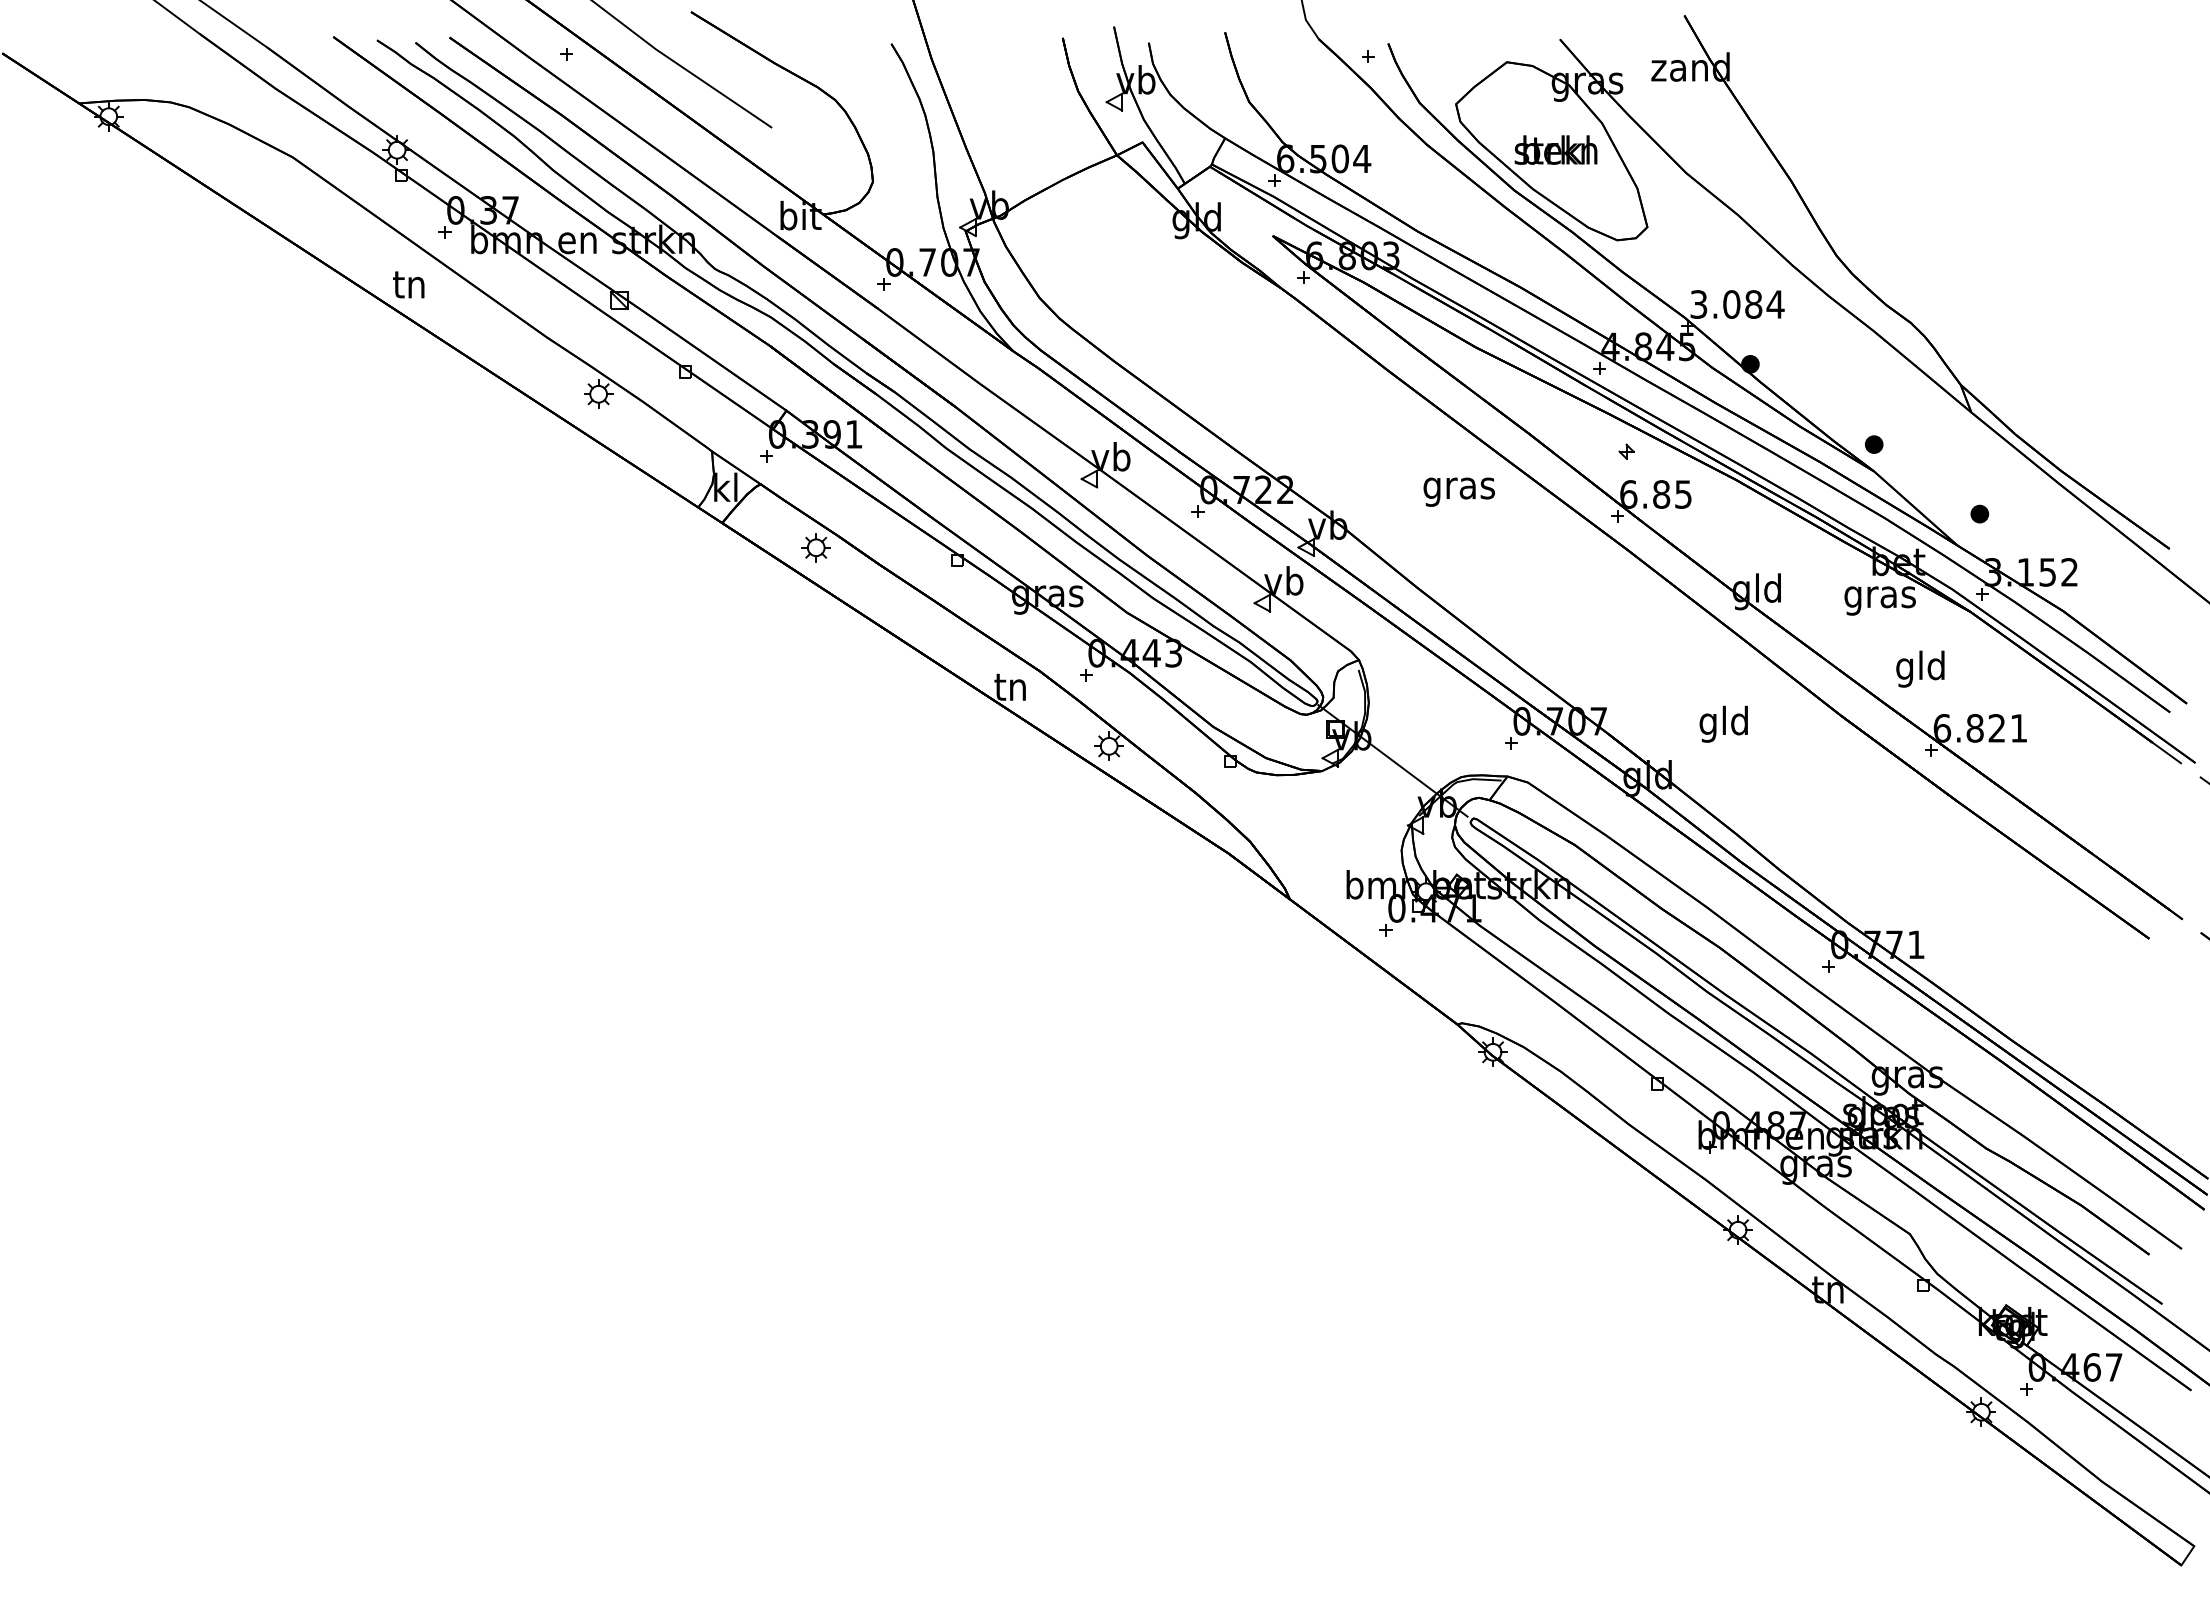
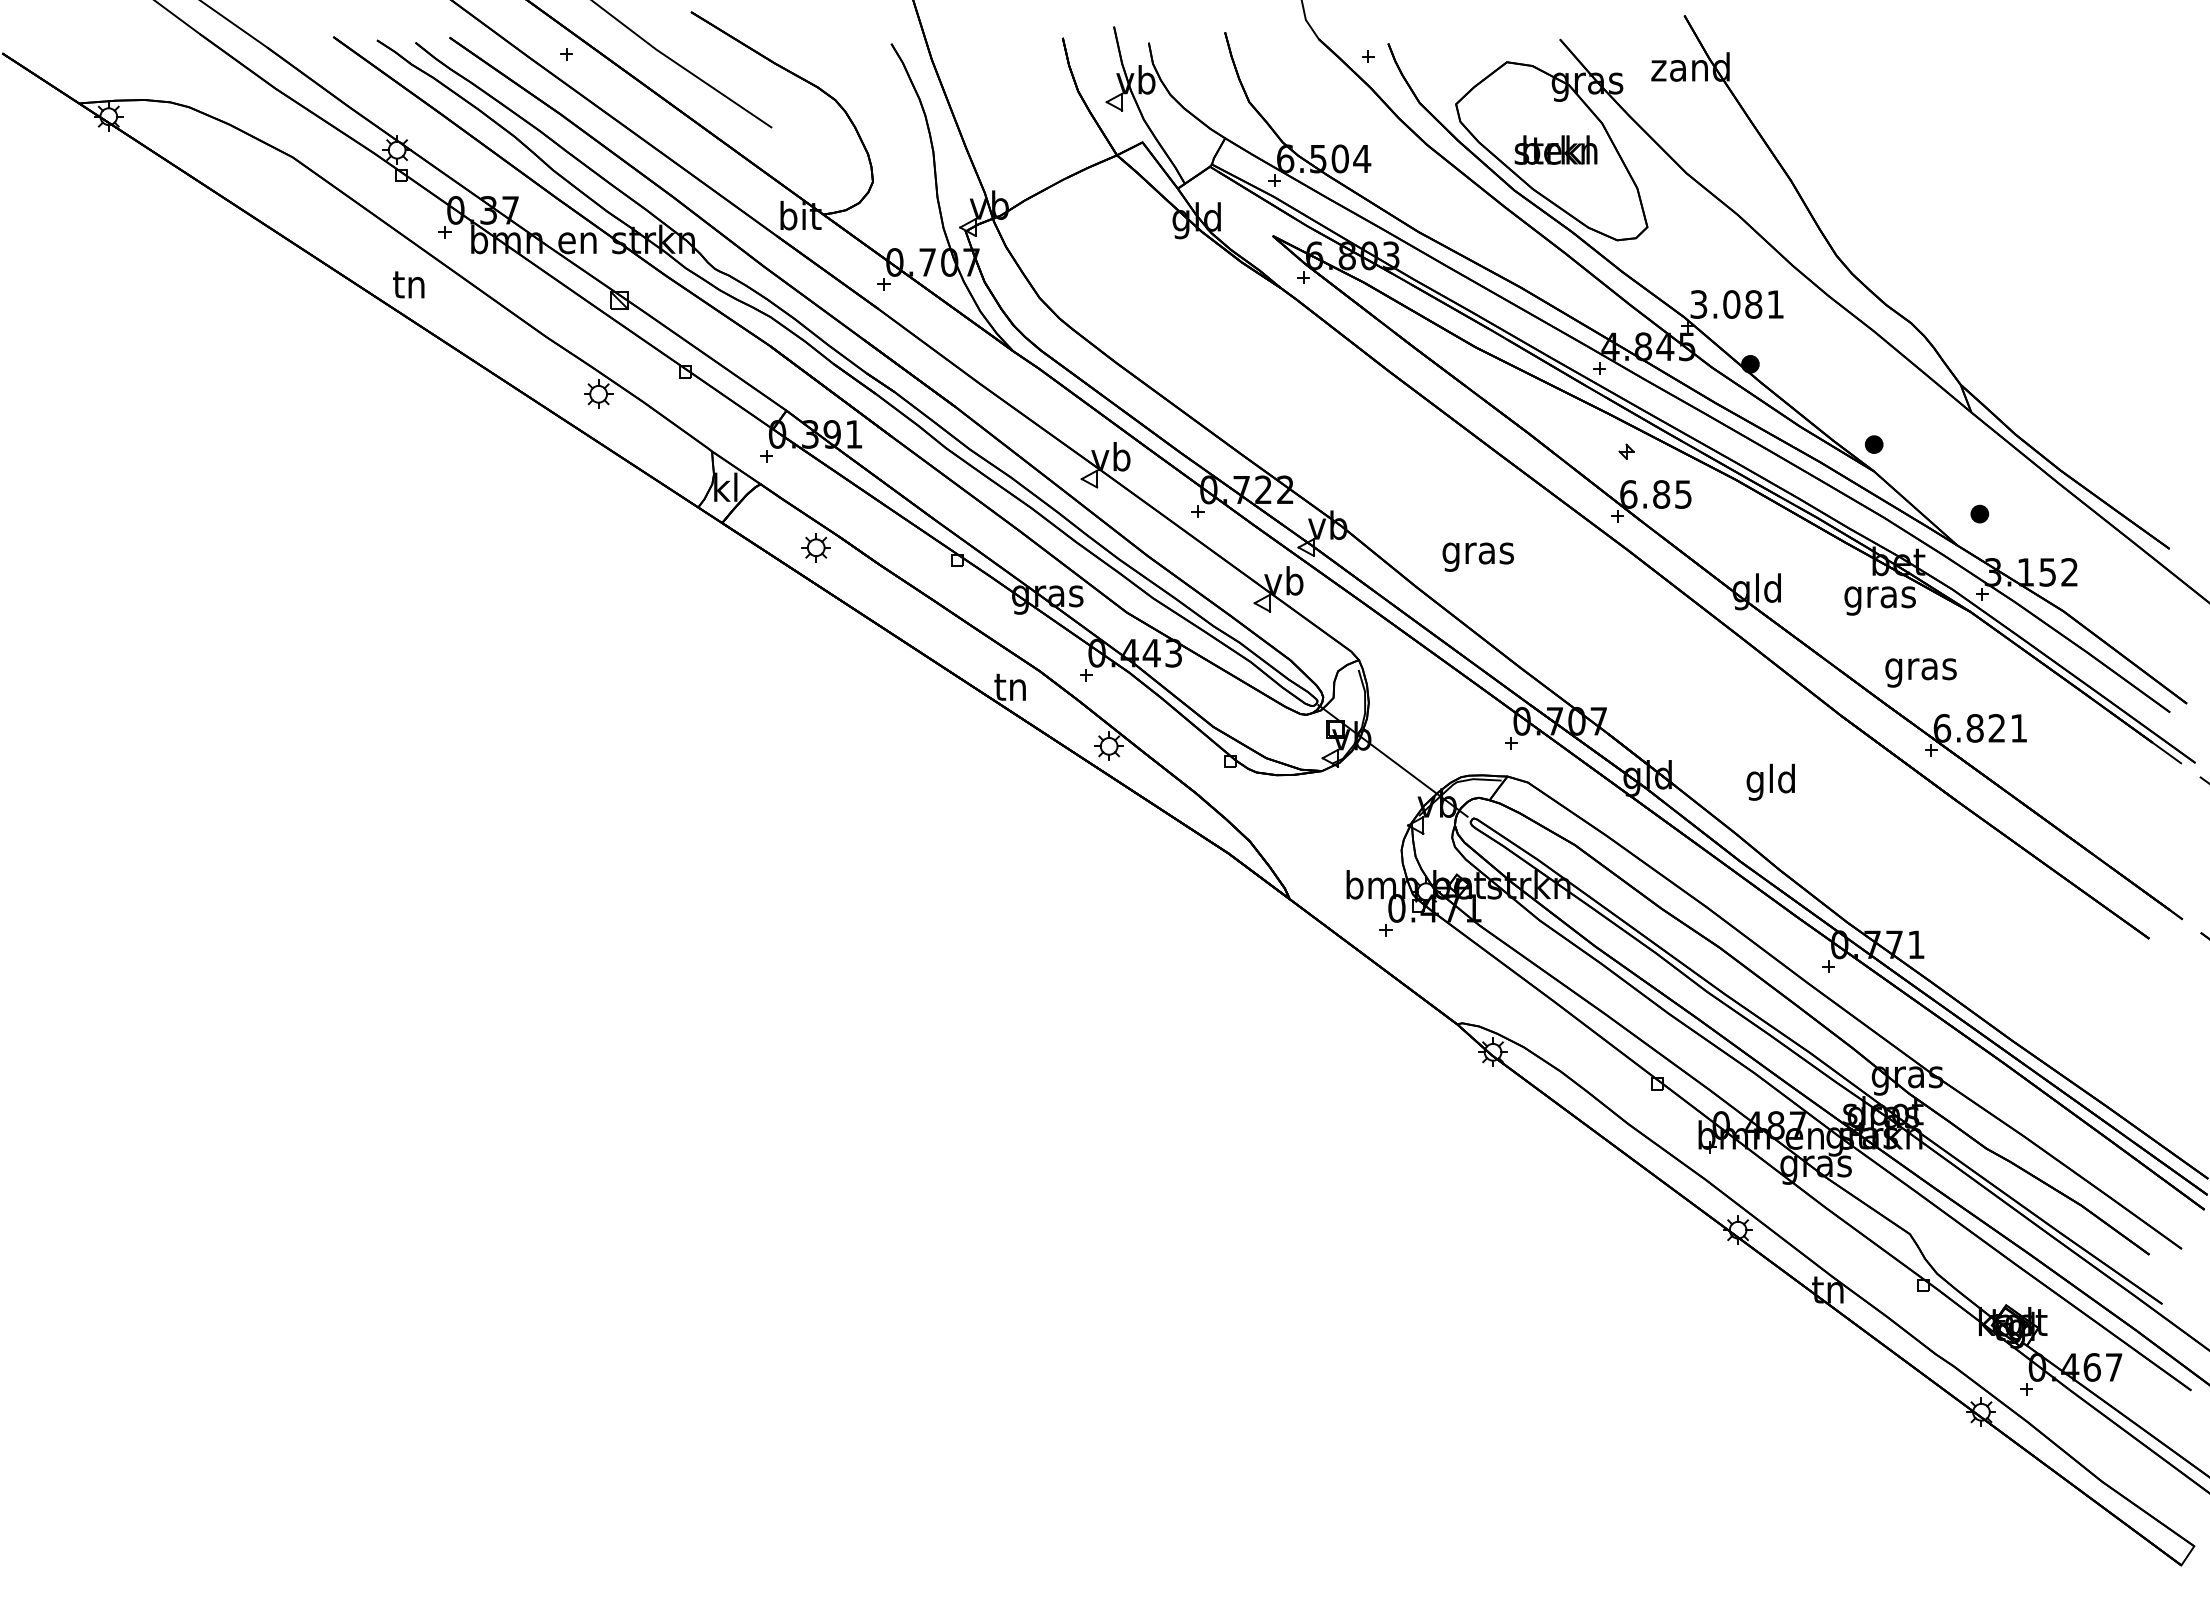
text: 3.084 -> 3.081 (1775, 304)
text position: (1458, 491) -> (1477, 556) (1477, 556)
text: gld -> gras (1920, 668)
text position: (1723, 723) -> (1770, 781) (1770, 781)
